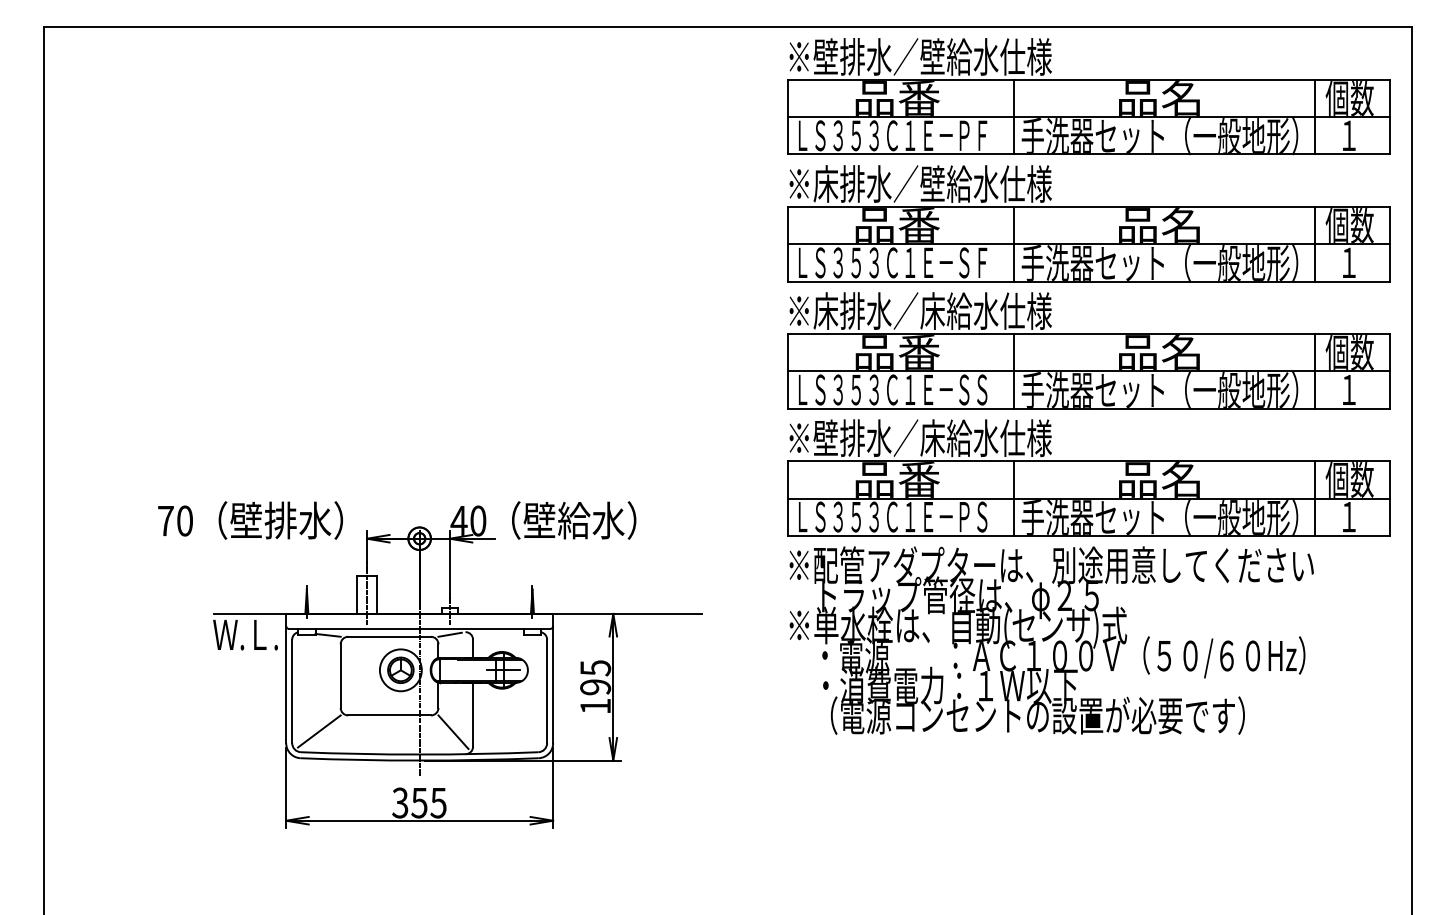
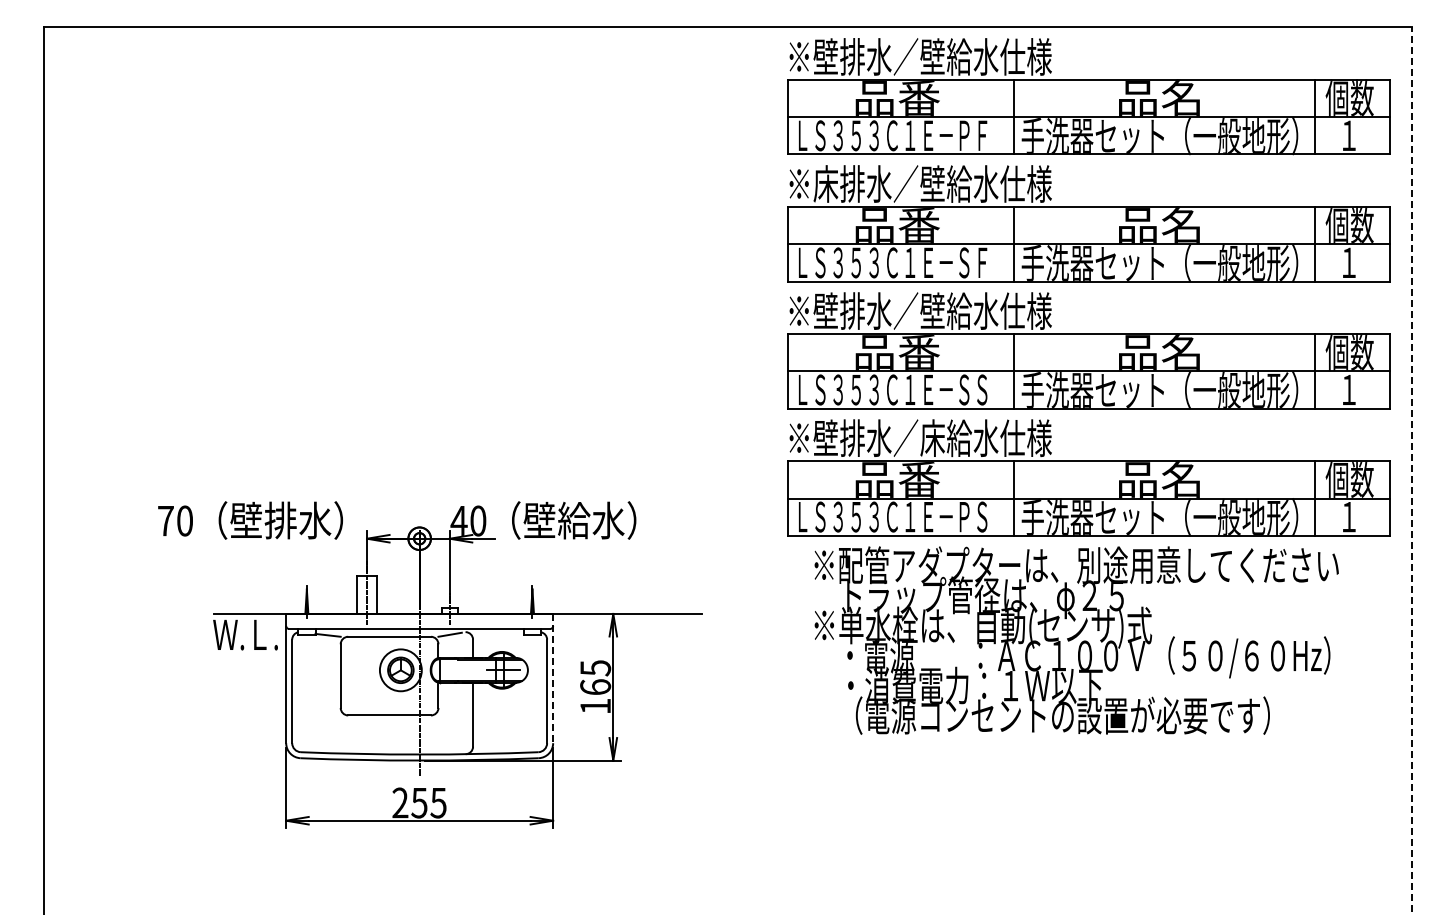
text: ※床排水／床給水仕様 -> ※壁排水／壁給水仕様 (878, 310)
line: solid -> dashed (1412, 470)
text position: (1051, 640) -> (1076, 640) (1076, 640)
line: solid -> dashed (553, 678)
text: 195 -> 165 (595, 687)
line: present -> none (319, 731)
line: present -> none (453, 732)
text: 355 -> 255 (400, 803)
